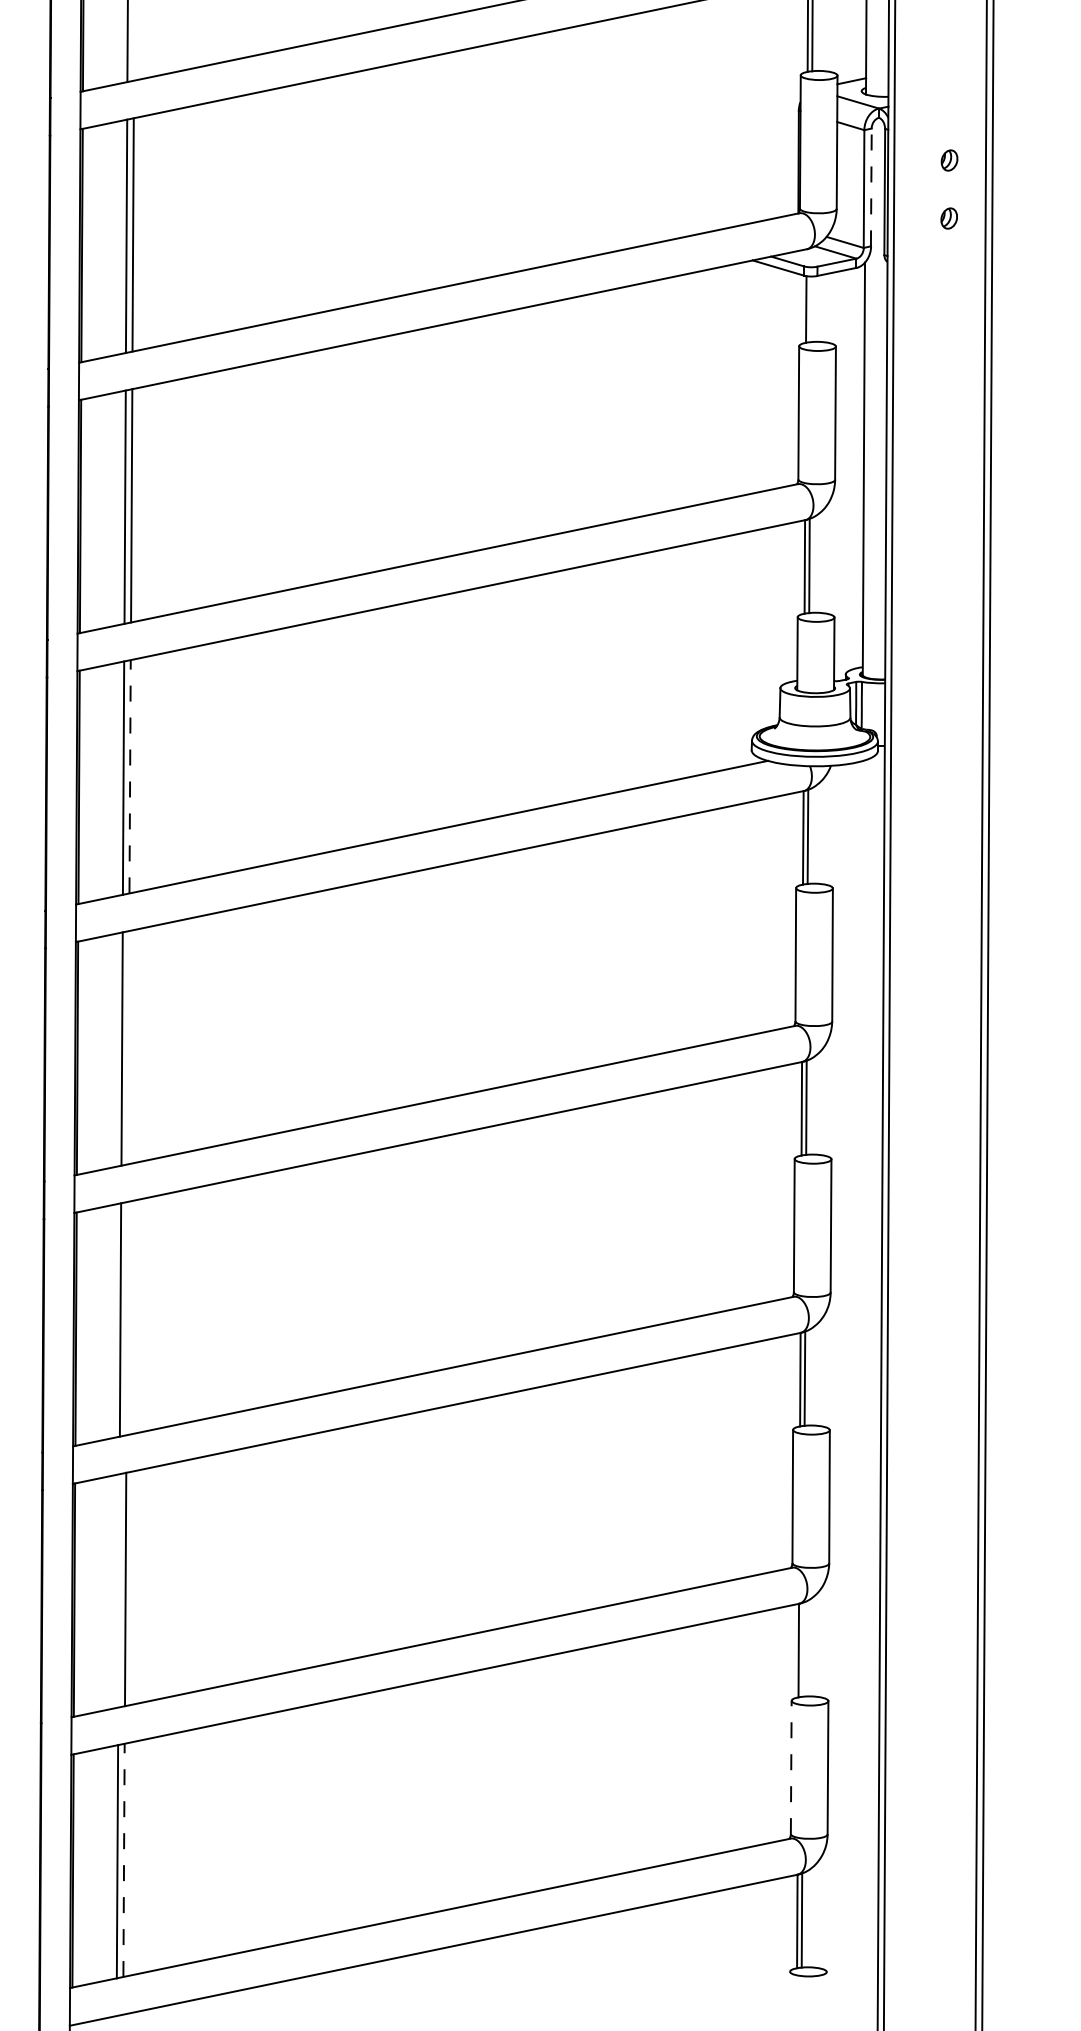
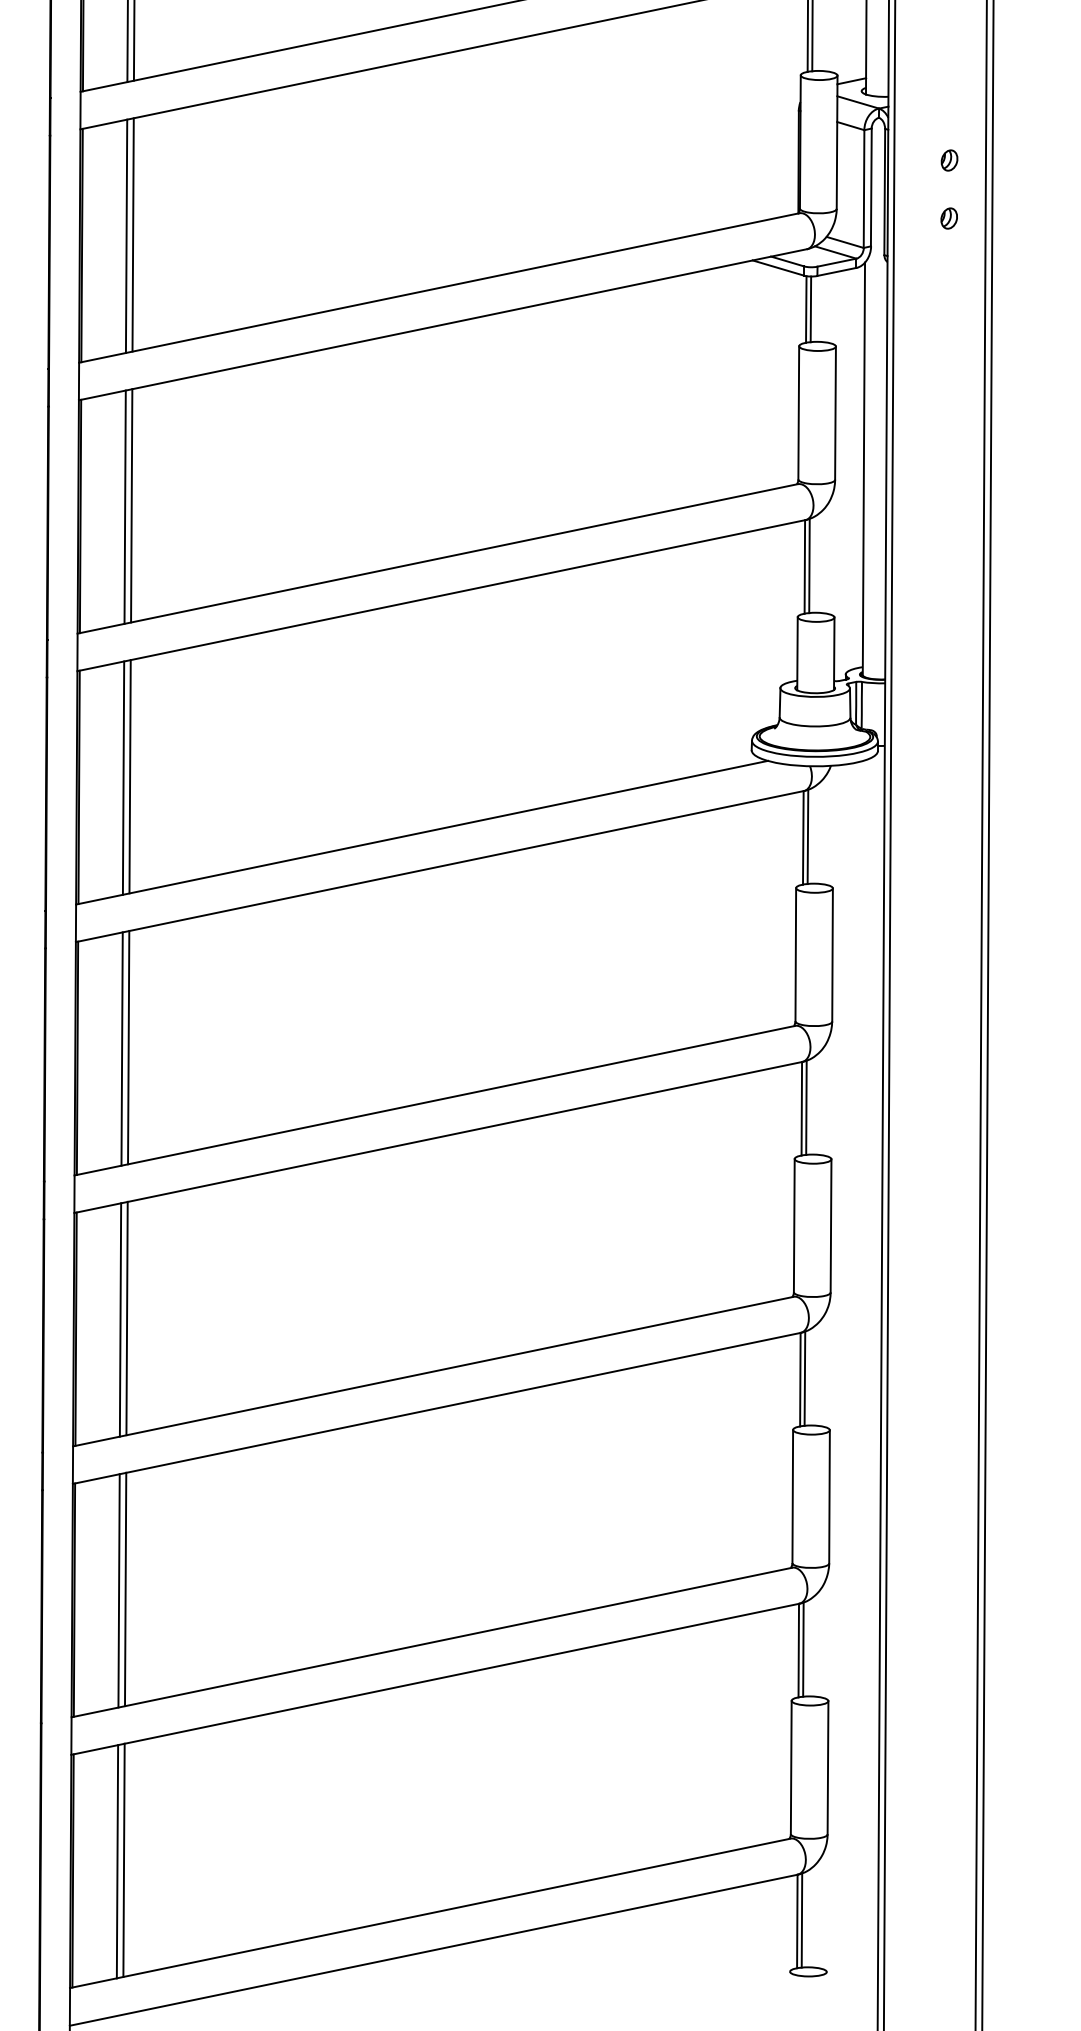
line: none -> present (133, 41)
line: dashed -> solid (871, 187)
line: none -> present (810, 309)
line: dashed -> solid (130, 776)
line: none -> present (128, 1047)
line: none -> present (126, 1318)
line: none -> present (118, 1590)
line: none -> present (803, 1649)
line: dashed -> solid (791, 1767)
line: dashed -> solid (124, 1860)
